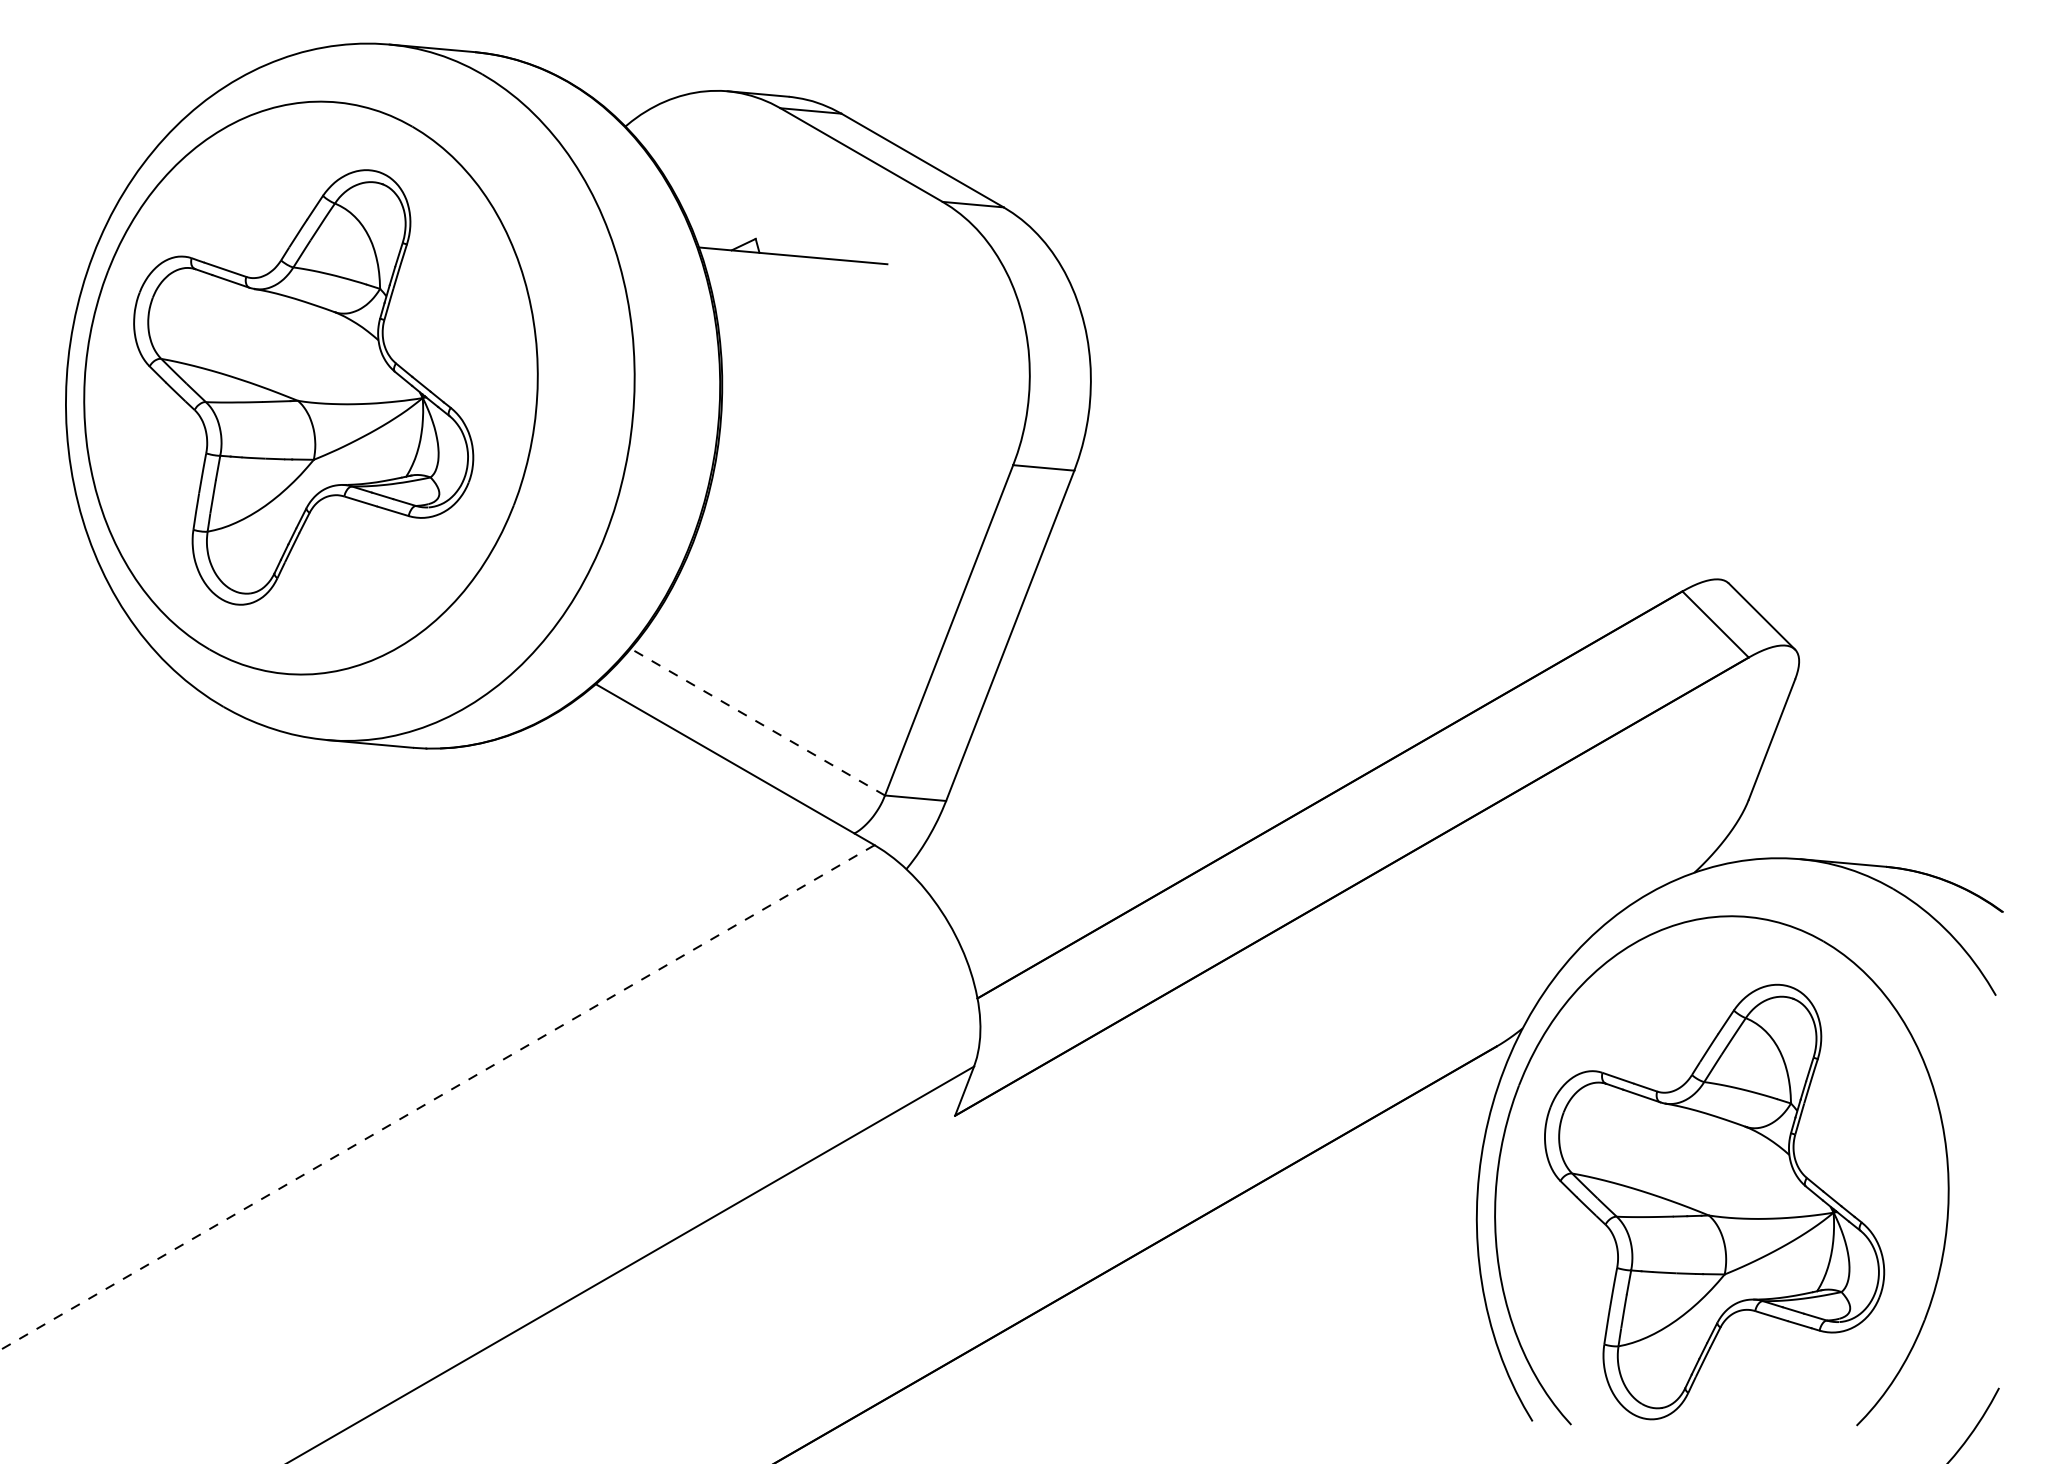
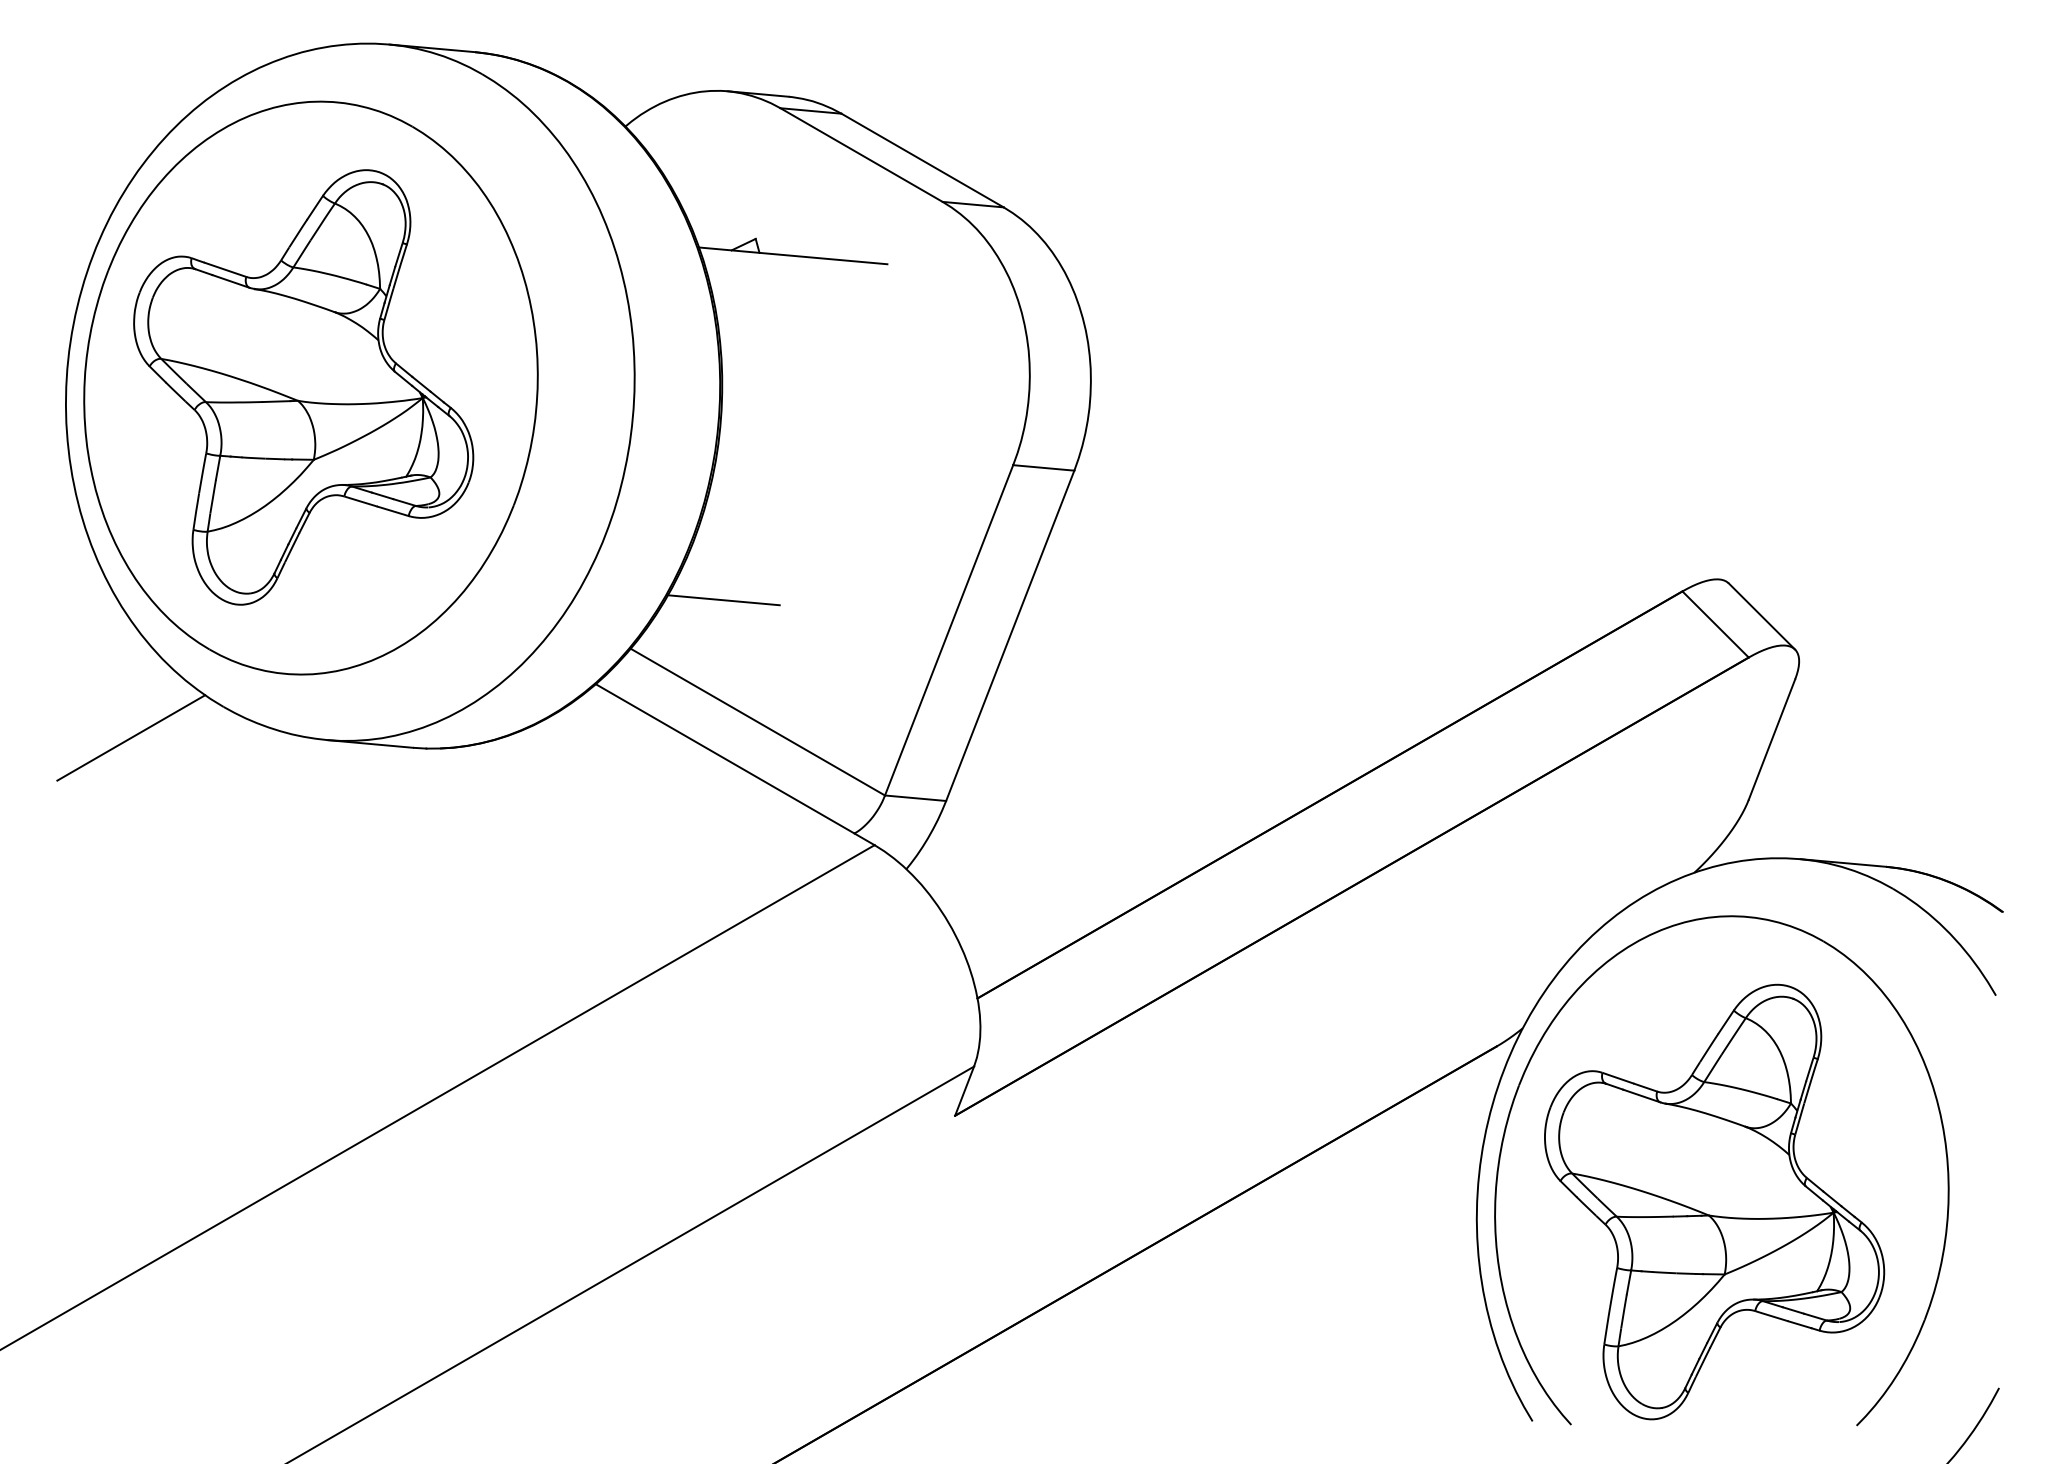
line: none -> present (723, 600)
line: dashed -> solid (757, 722)
line: none -> present (131, 737)
line: dashed -> solid (437, 1097)
